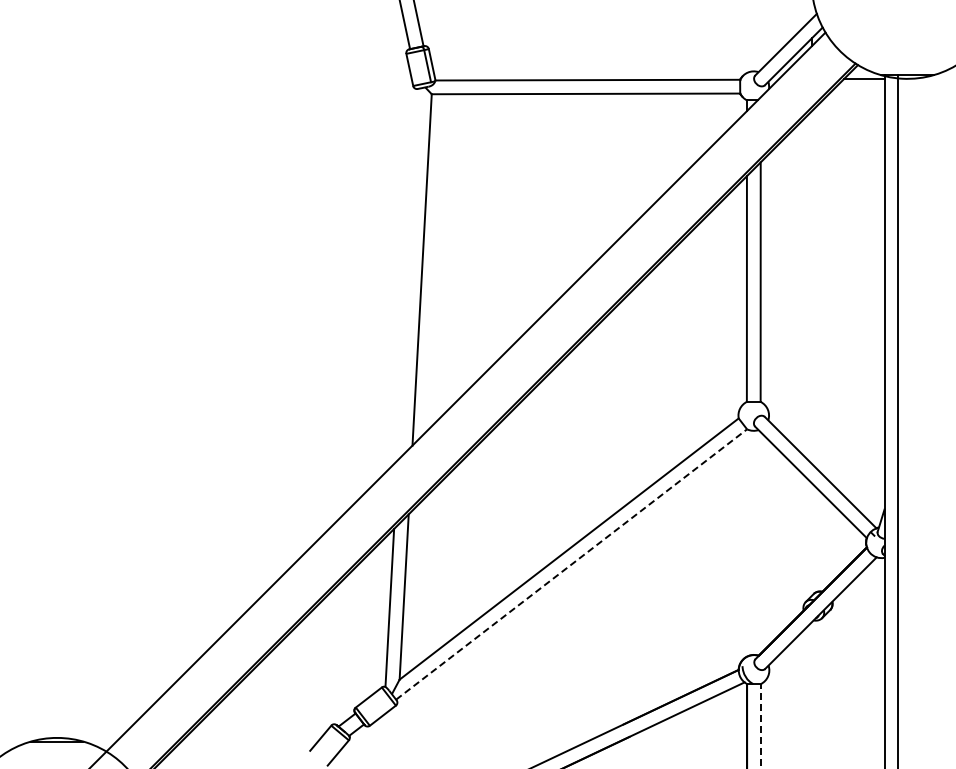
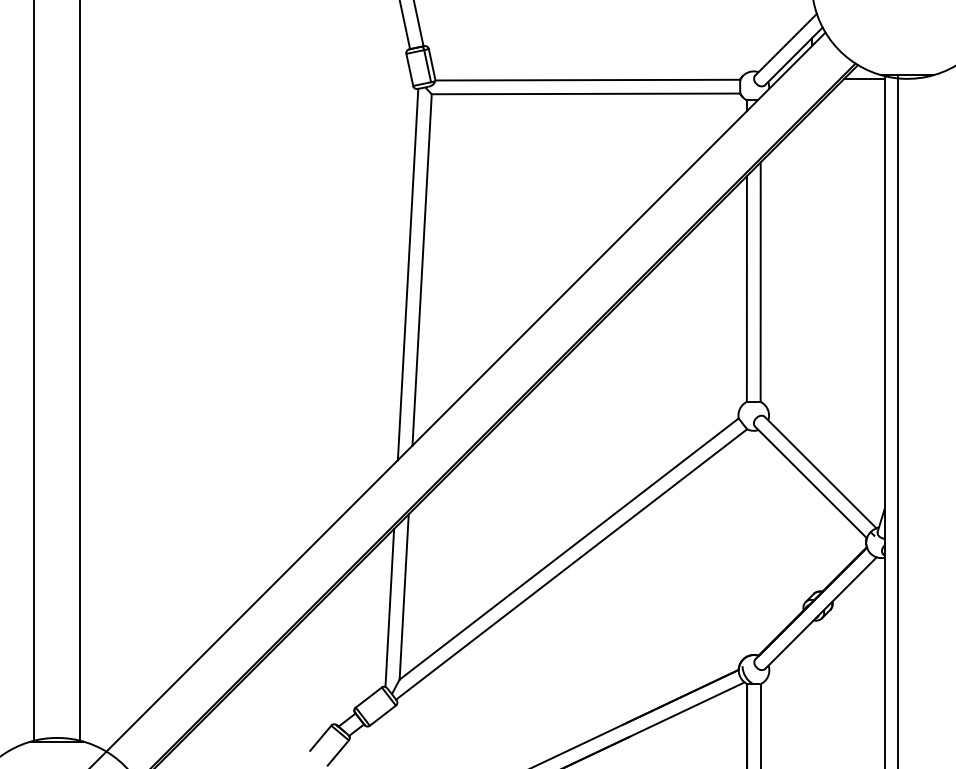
line: none -> present (407, 274)
line: none -> present (34, 371)
line: none -> present (80, 371)
line: dashed -> solid (571, 564)
line: dashed -> solid (760, 725)
